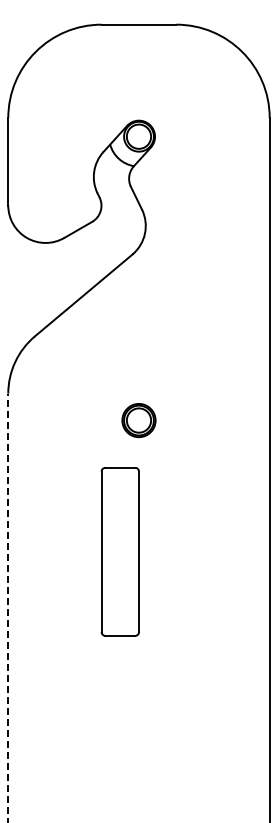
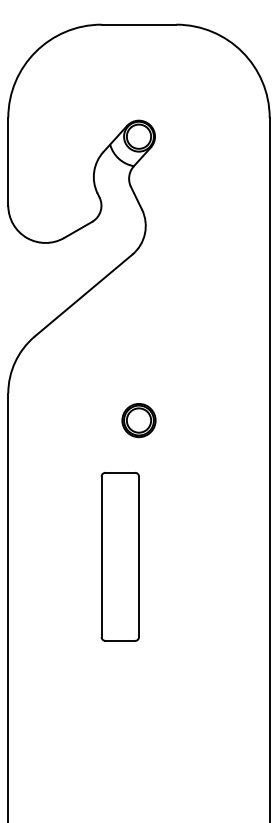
part position: (119, 551) -> (119, 556) (119, 556)
line: dashed -> solid (8, 607)
